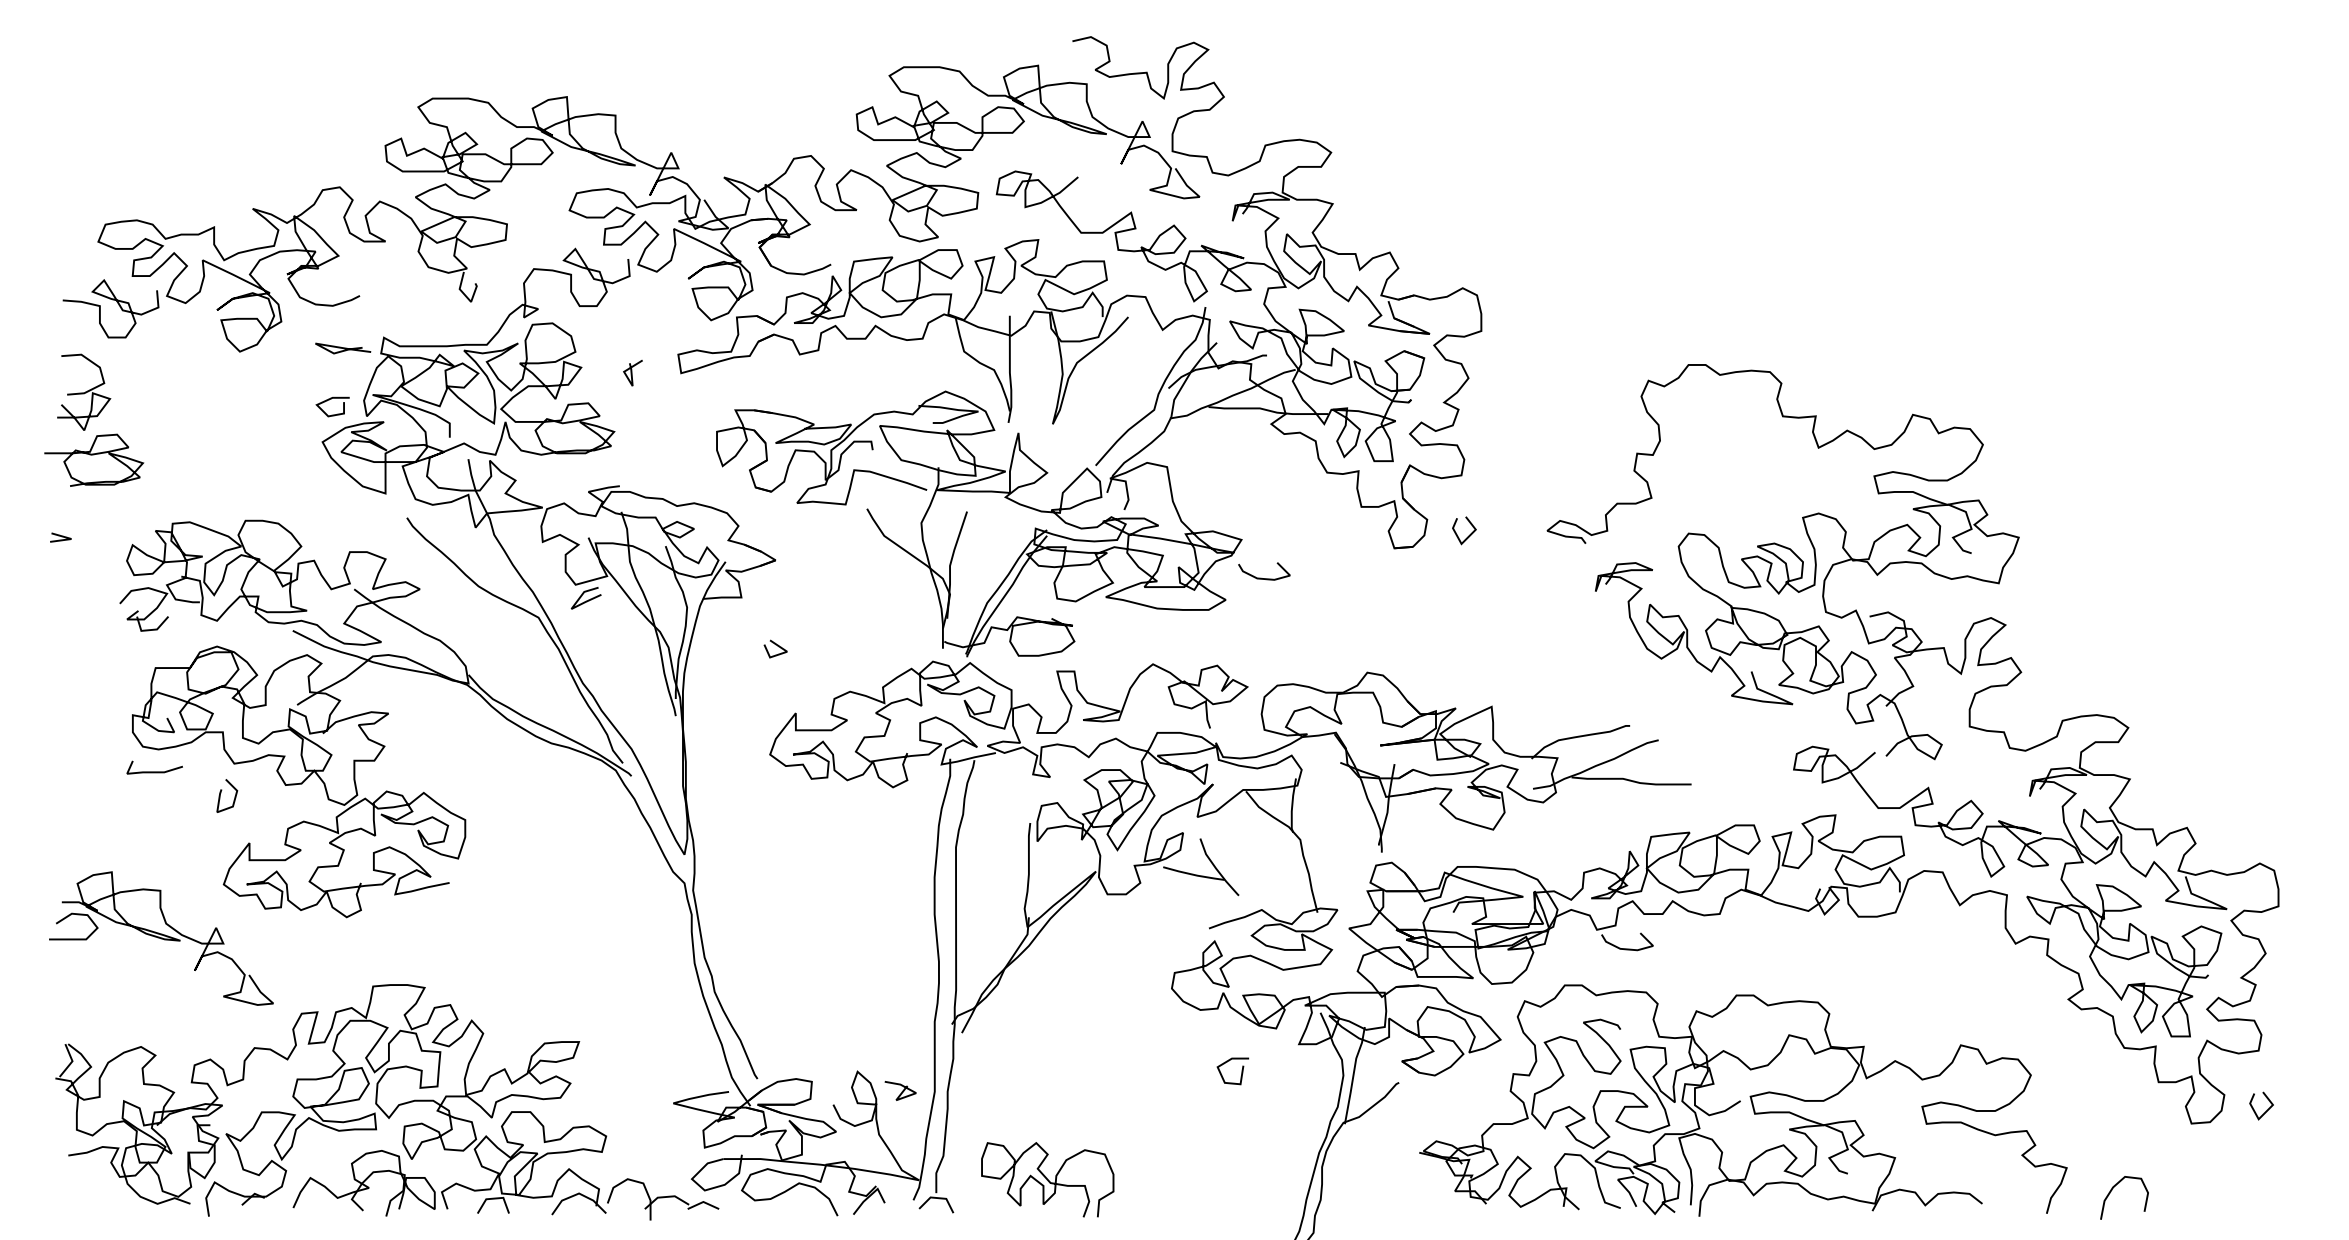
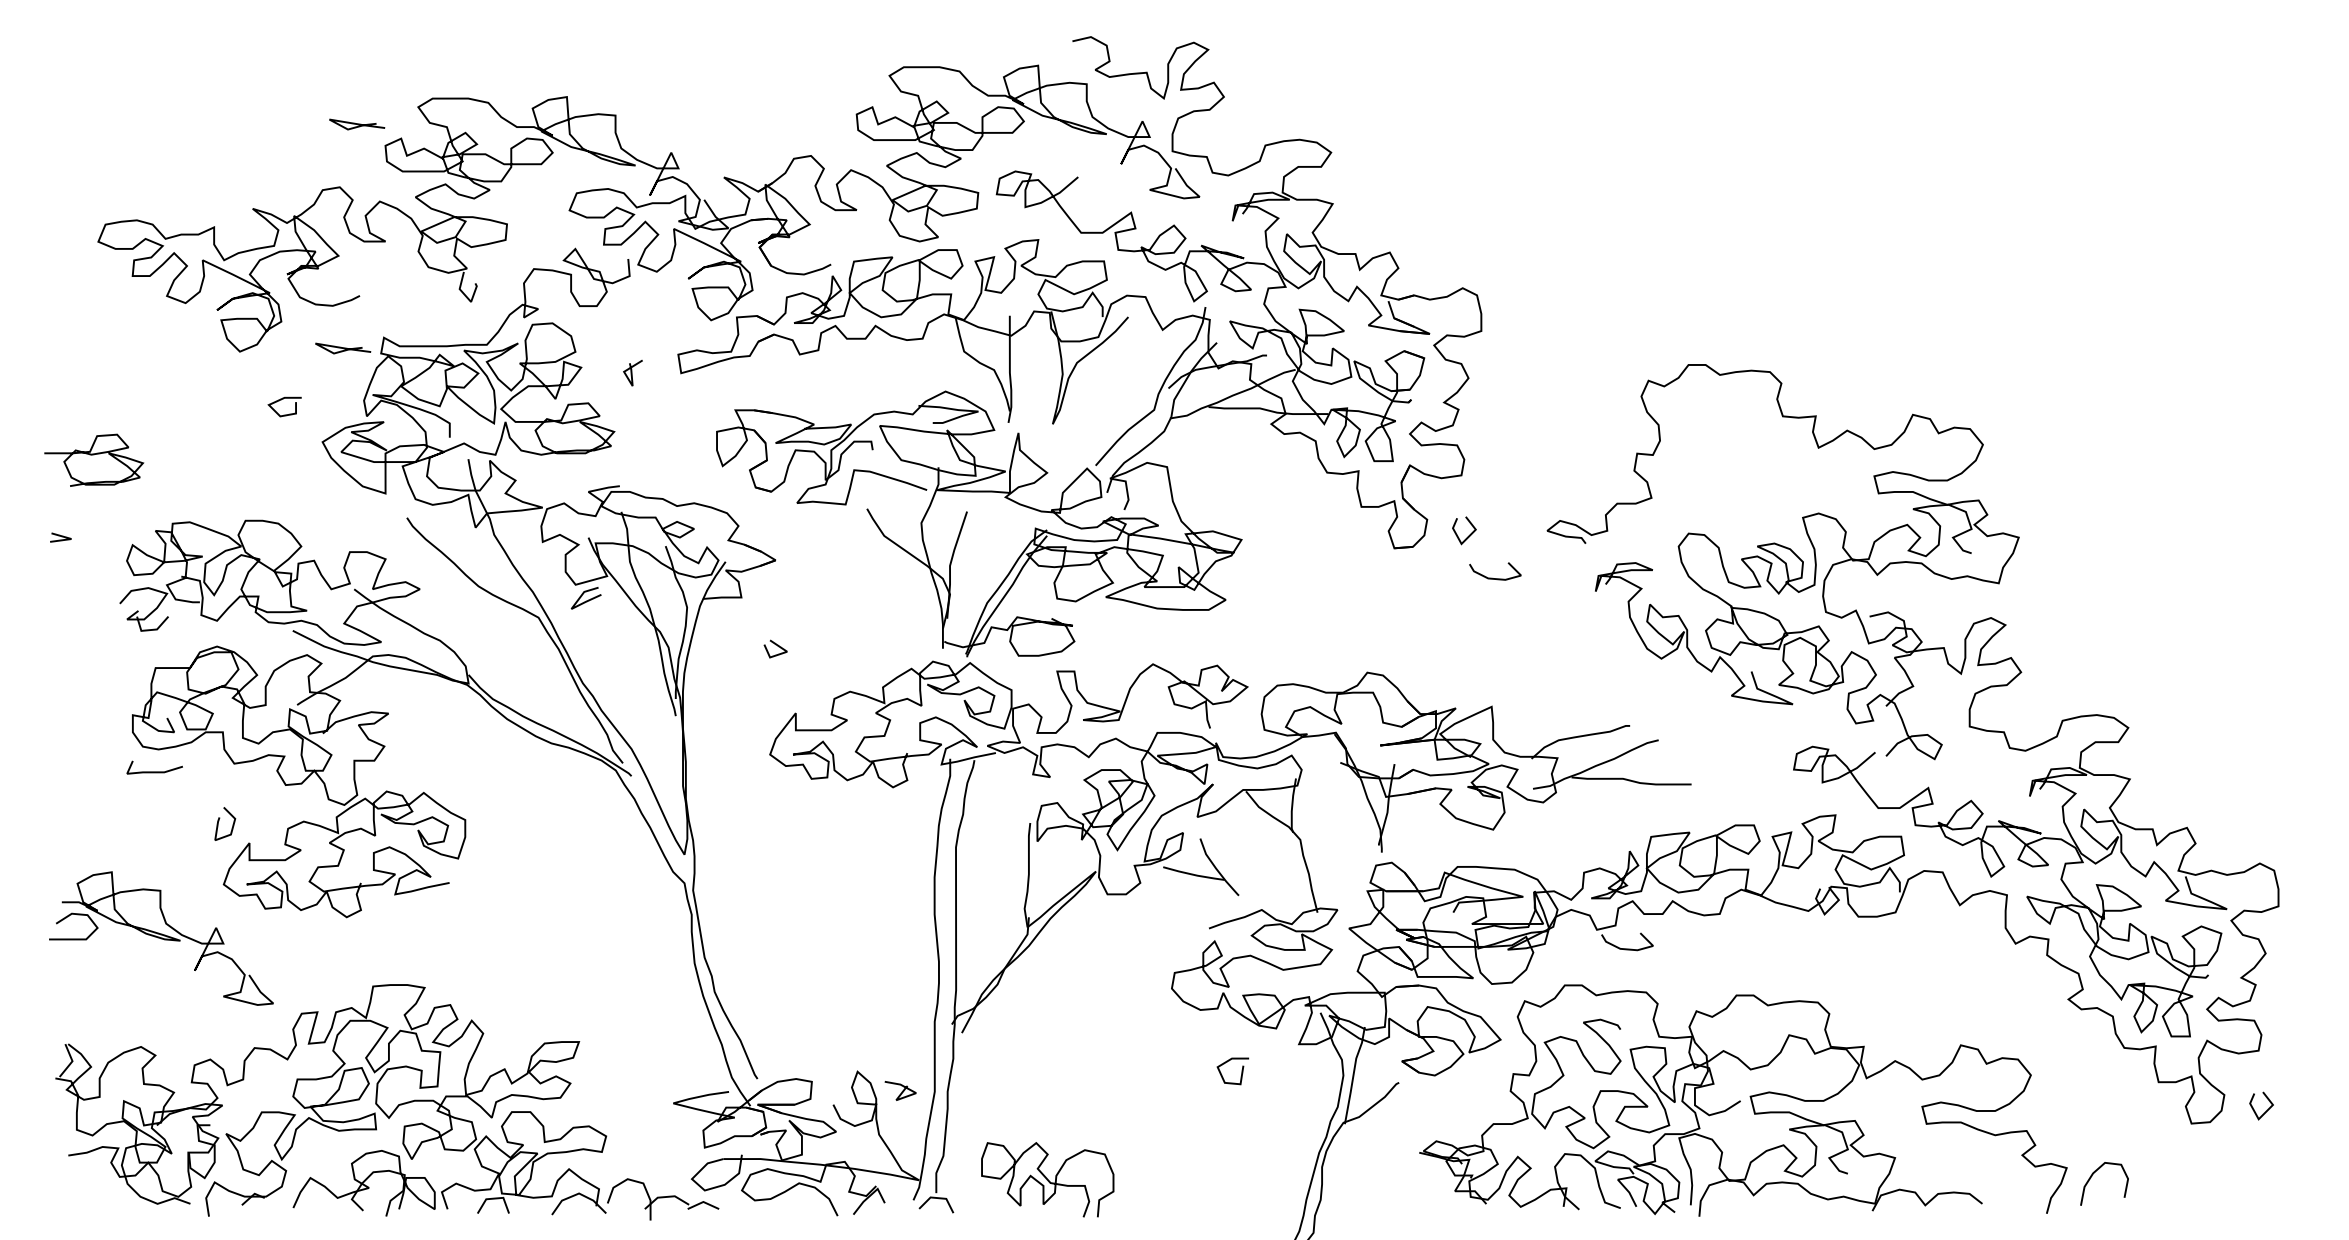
curve: none -> present (357, 124)
curve: present -> none (112, 300)
part: present -> none (84, 391)
curve position: (329, 400) -> (281, 400) (281, 400)
curve position: (1261, 577) -> (1492, 577) (1492, 577)
curve position: (221, 793) -> (219, 821) (219, 821)
curve position: (2112, 1190) -> (2092, 1176) (2092, 1176)
